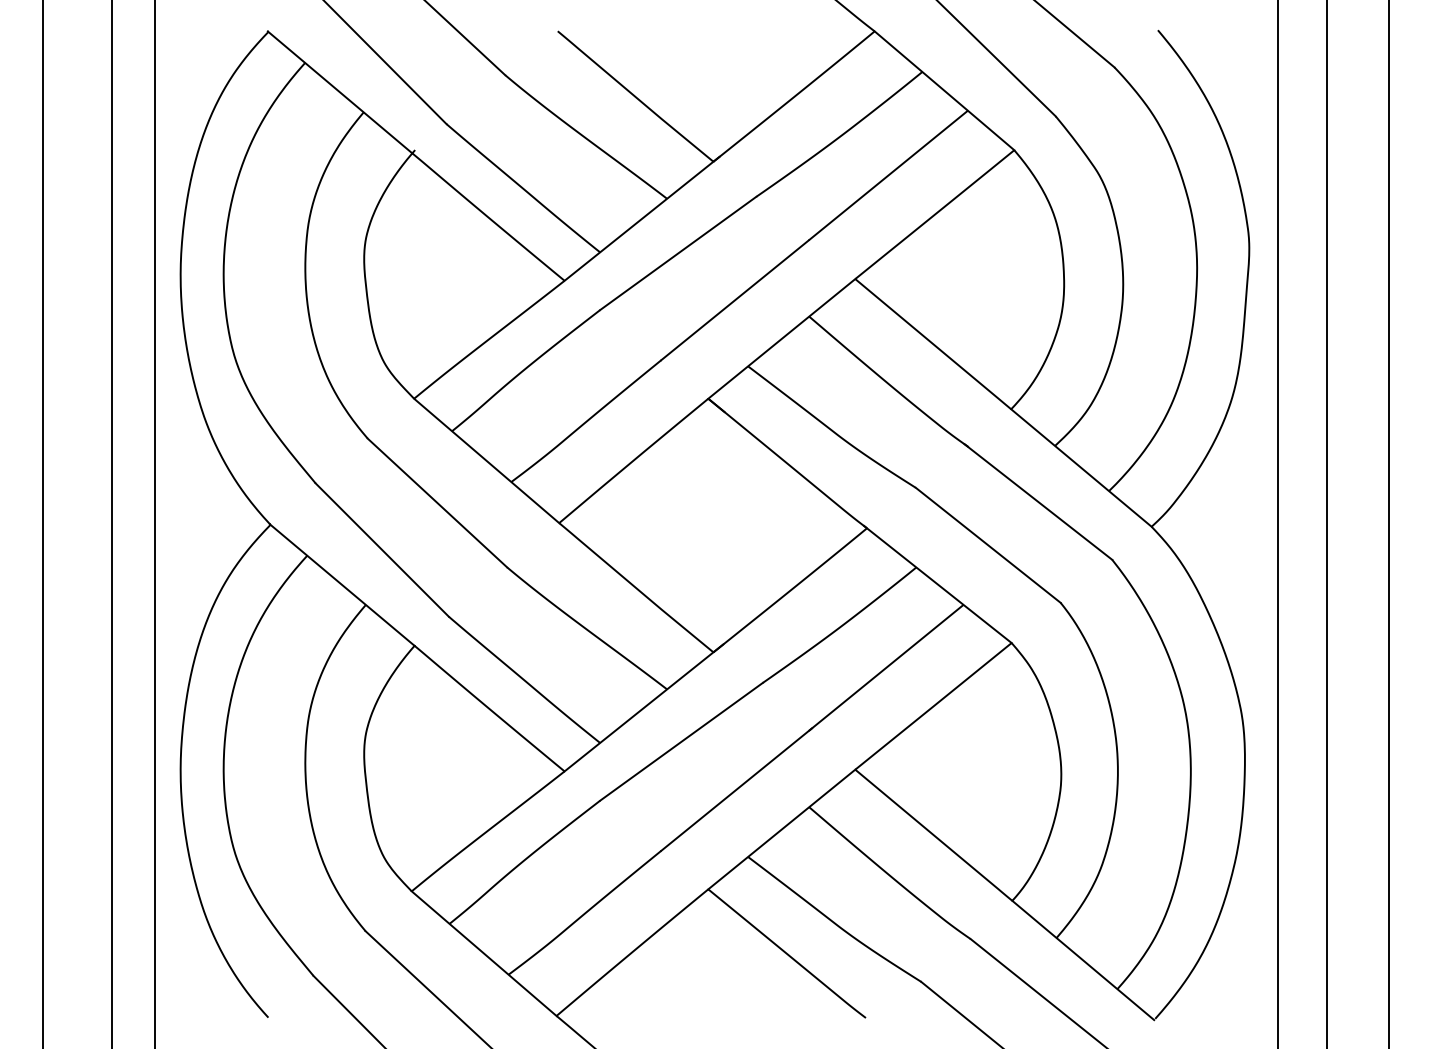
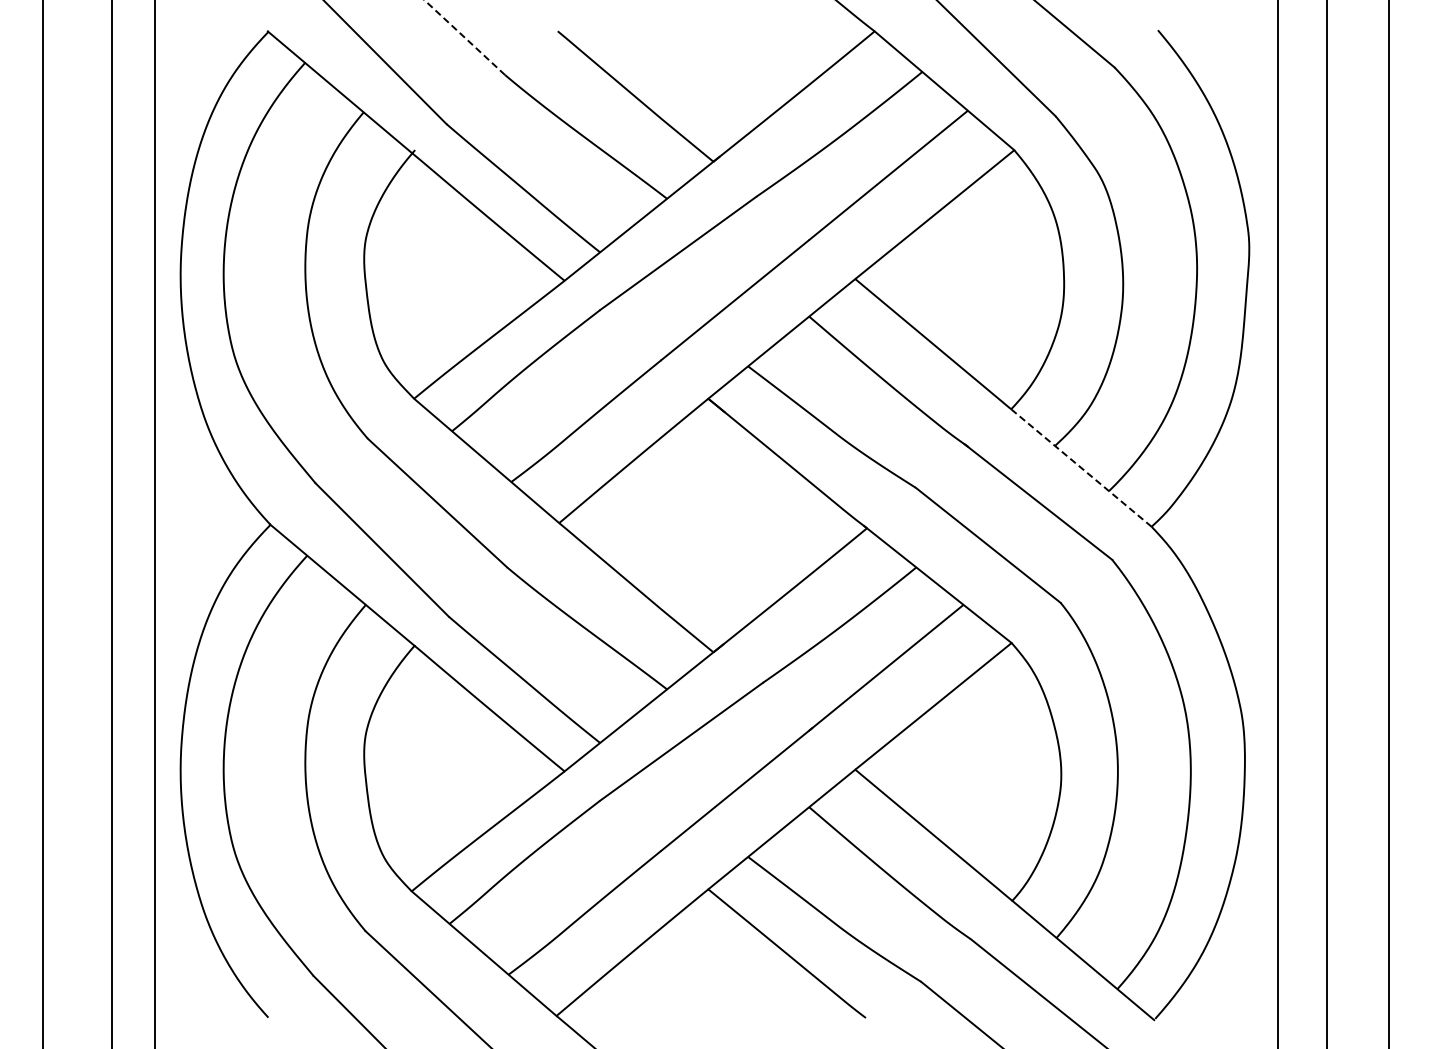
line: solid -> dashed (464, 37)
line: solid -> dashed (1081, 468)
